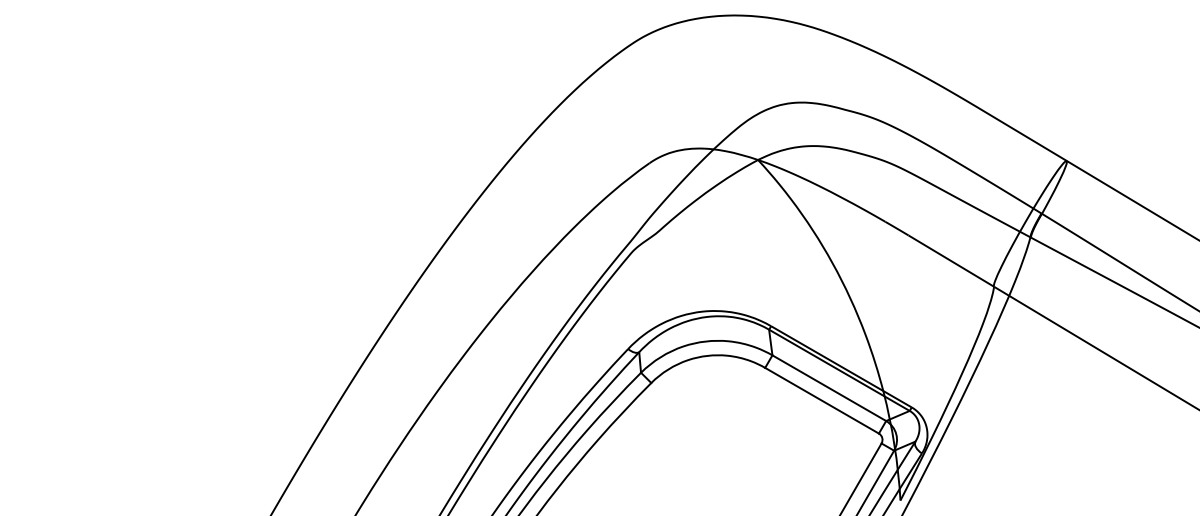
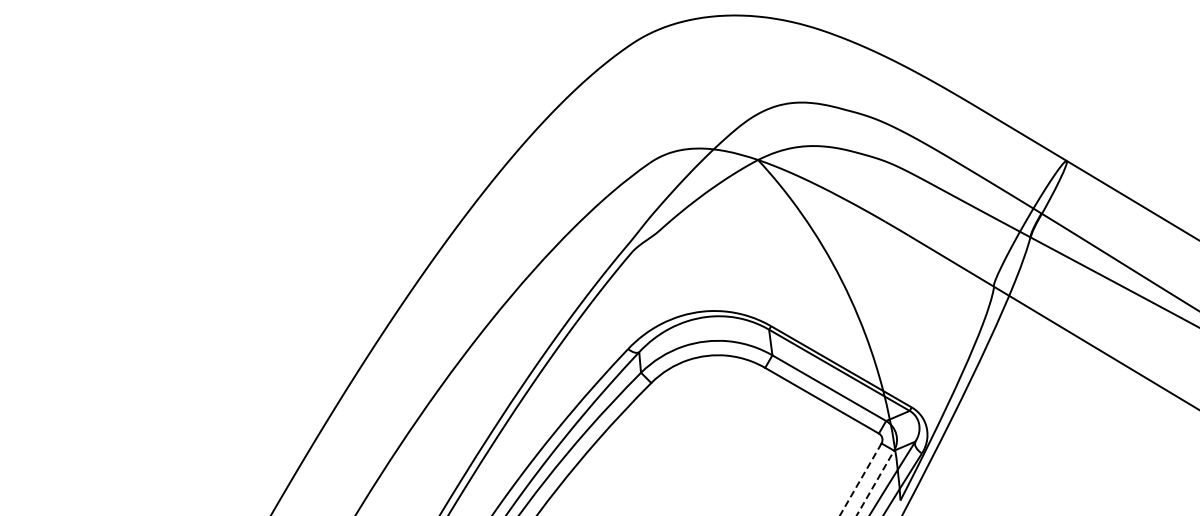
line: solid -> dashed (860, 479)
line: solid -> dashed (875, 482)
